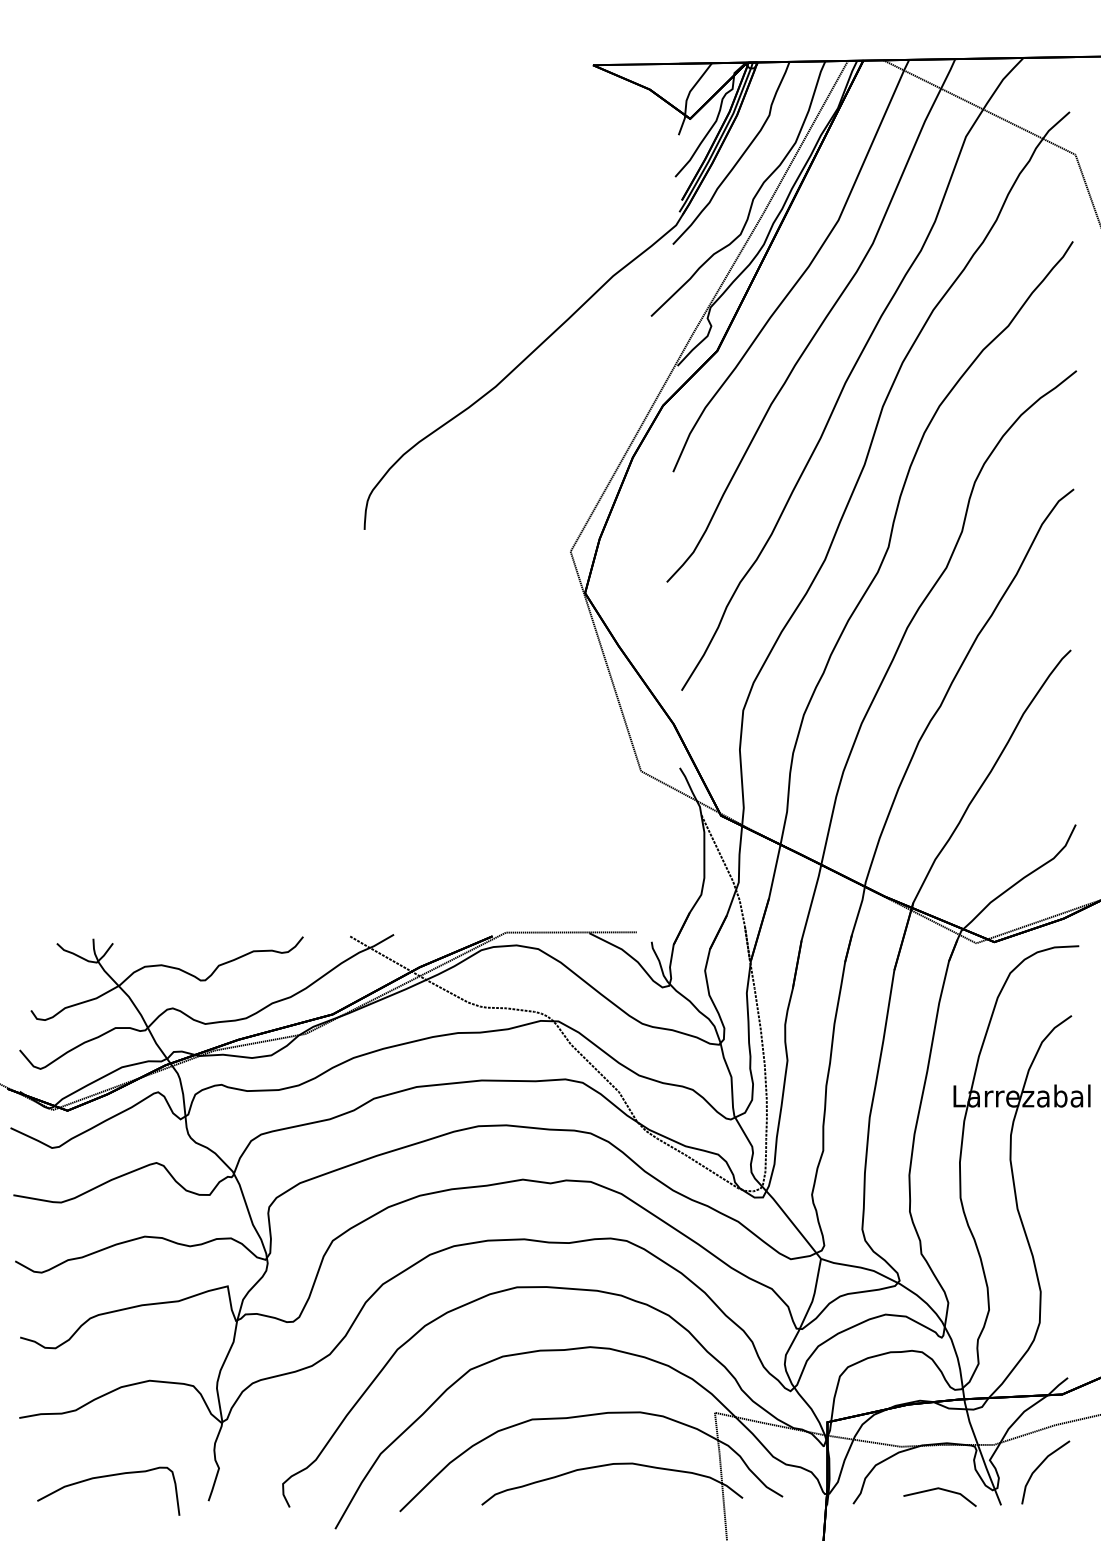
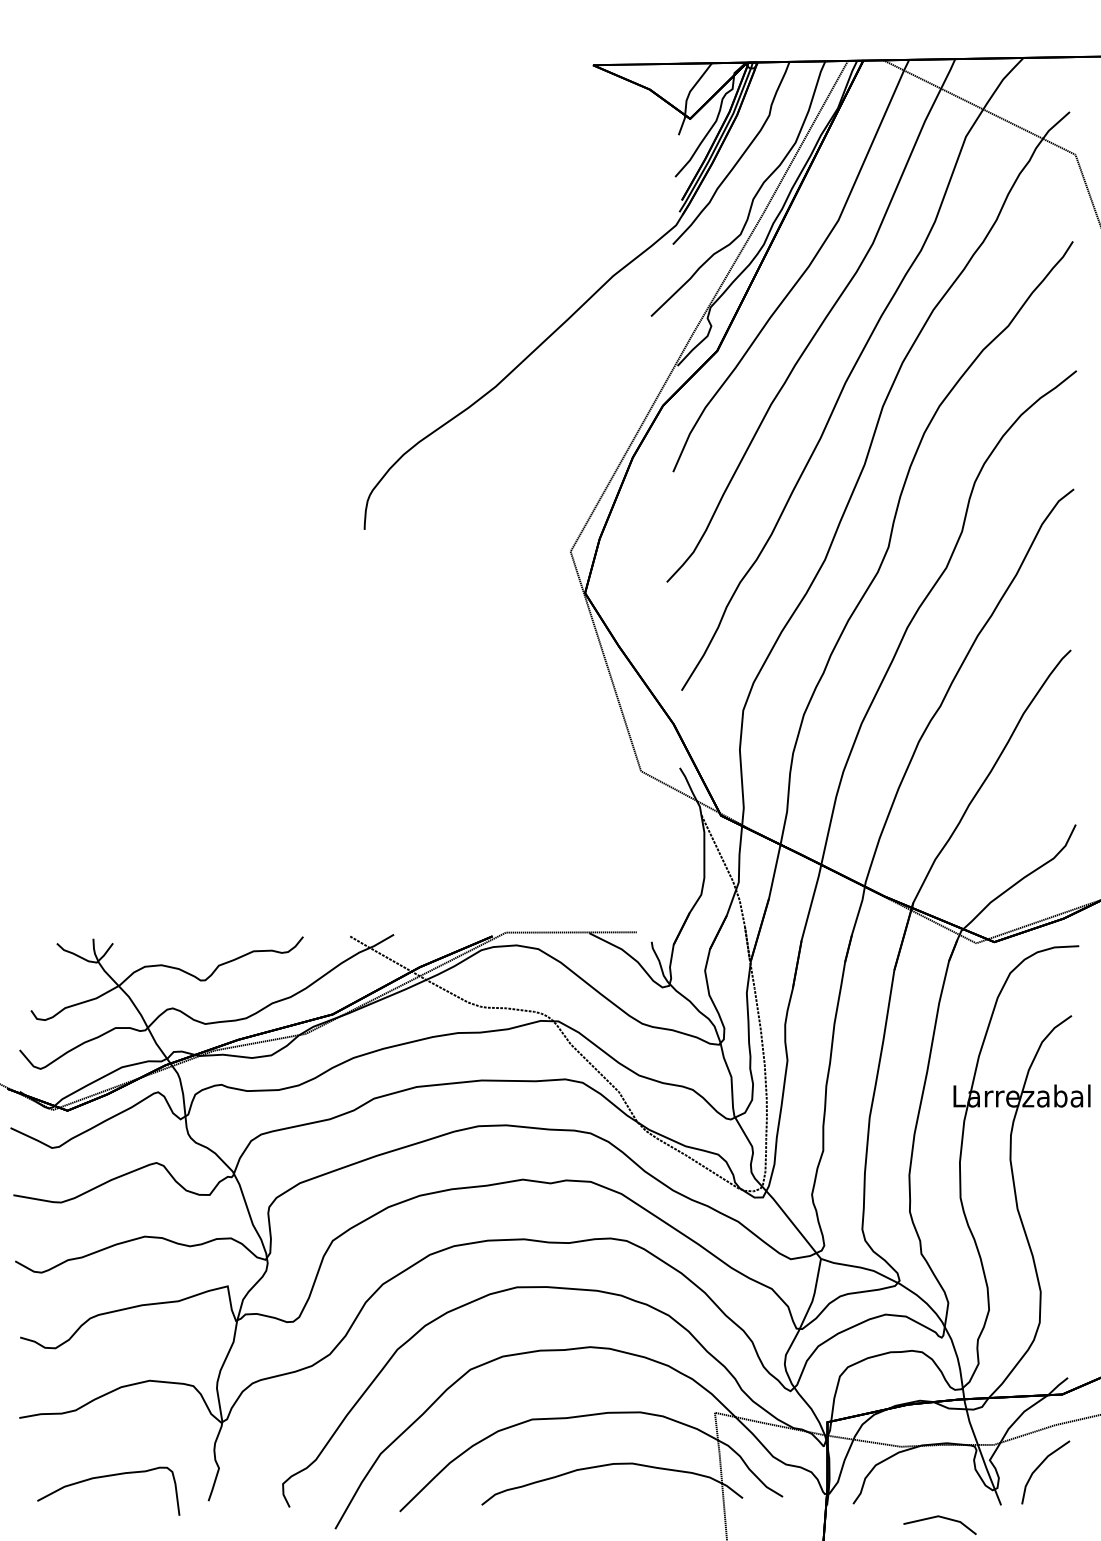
line position: (942, 1490) -> (942, 1518) (942, 1518)
